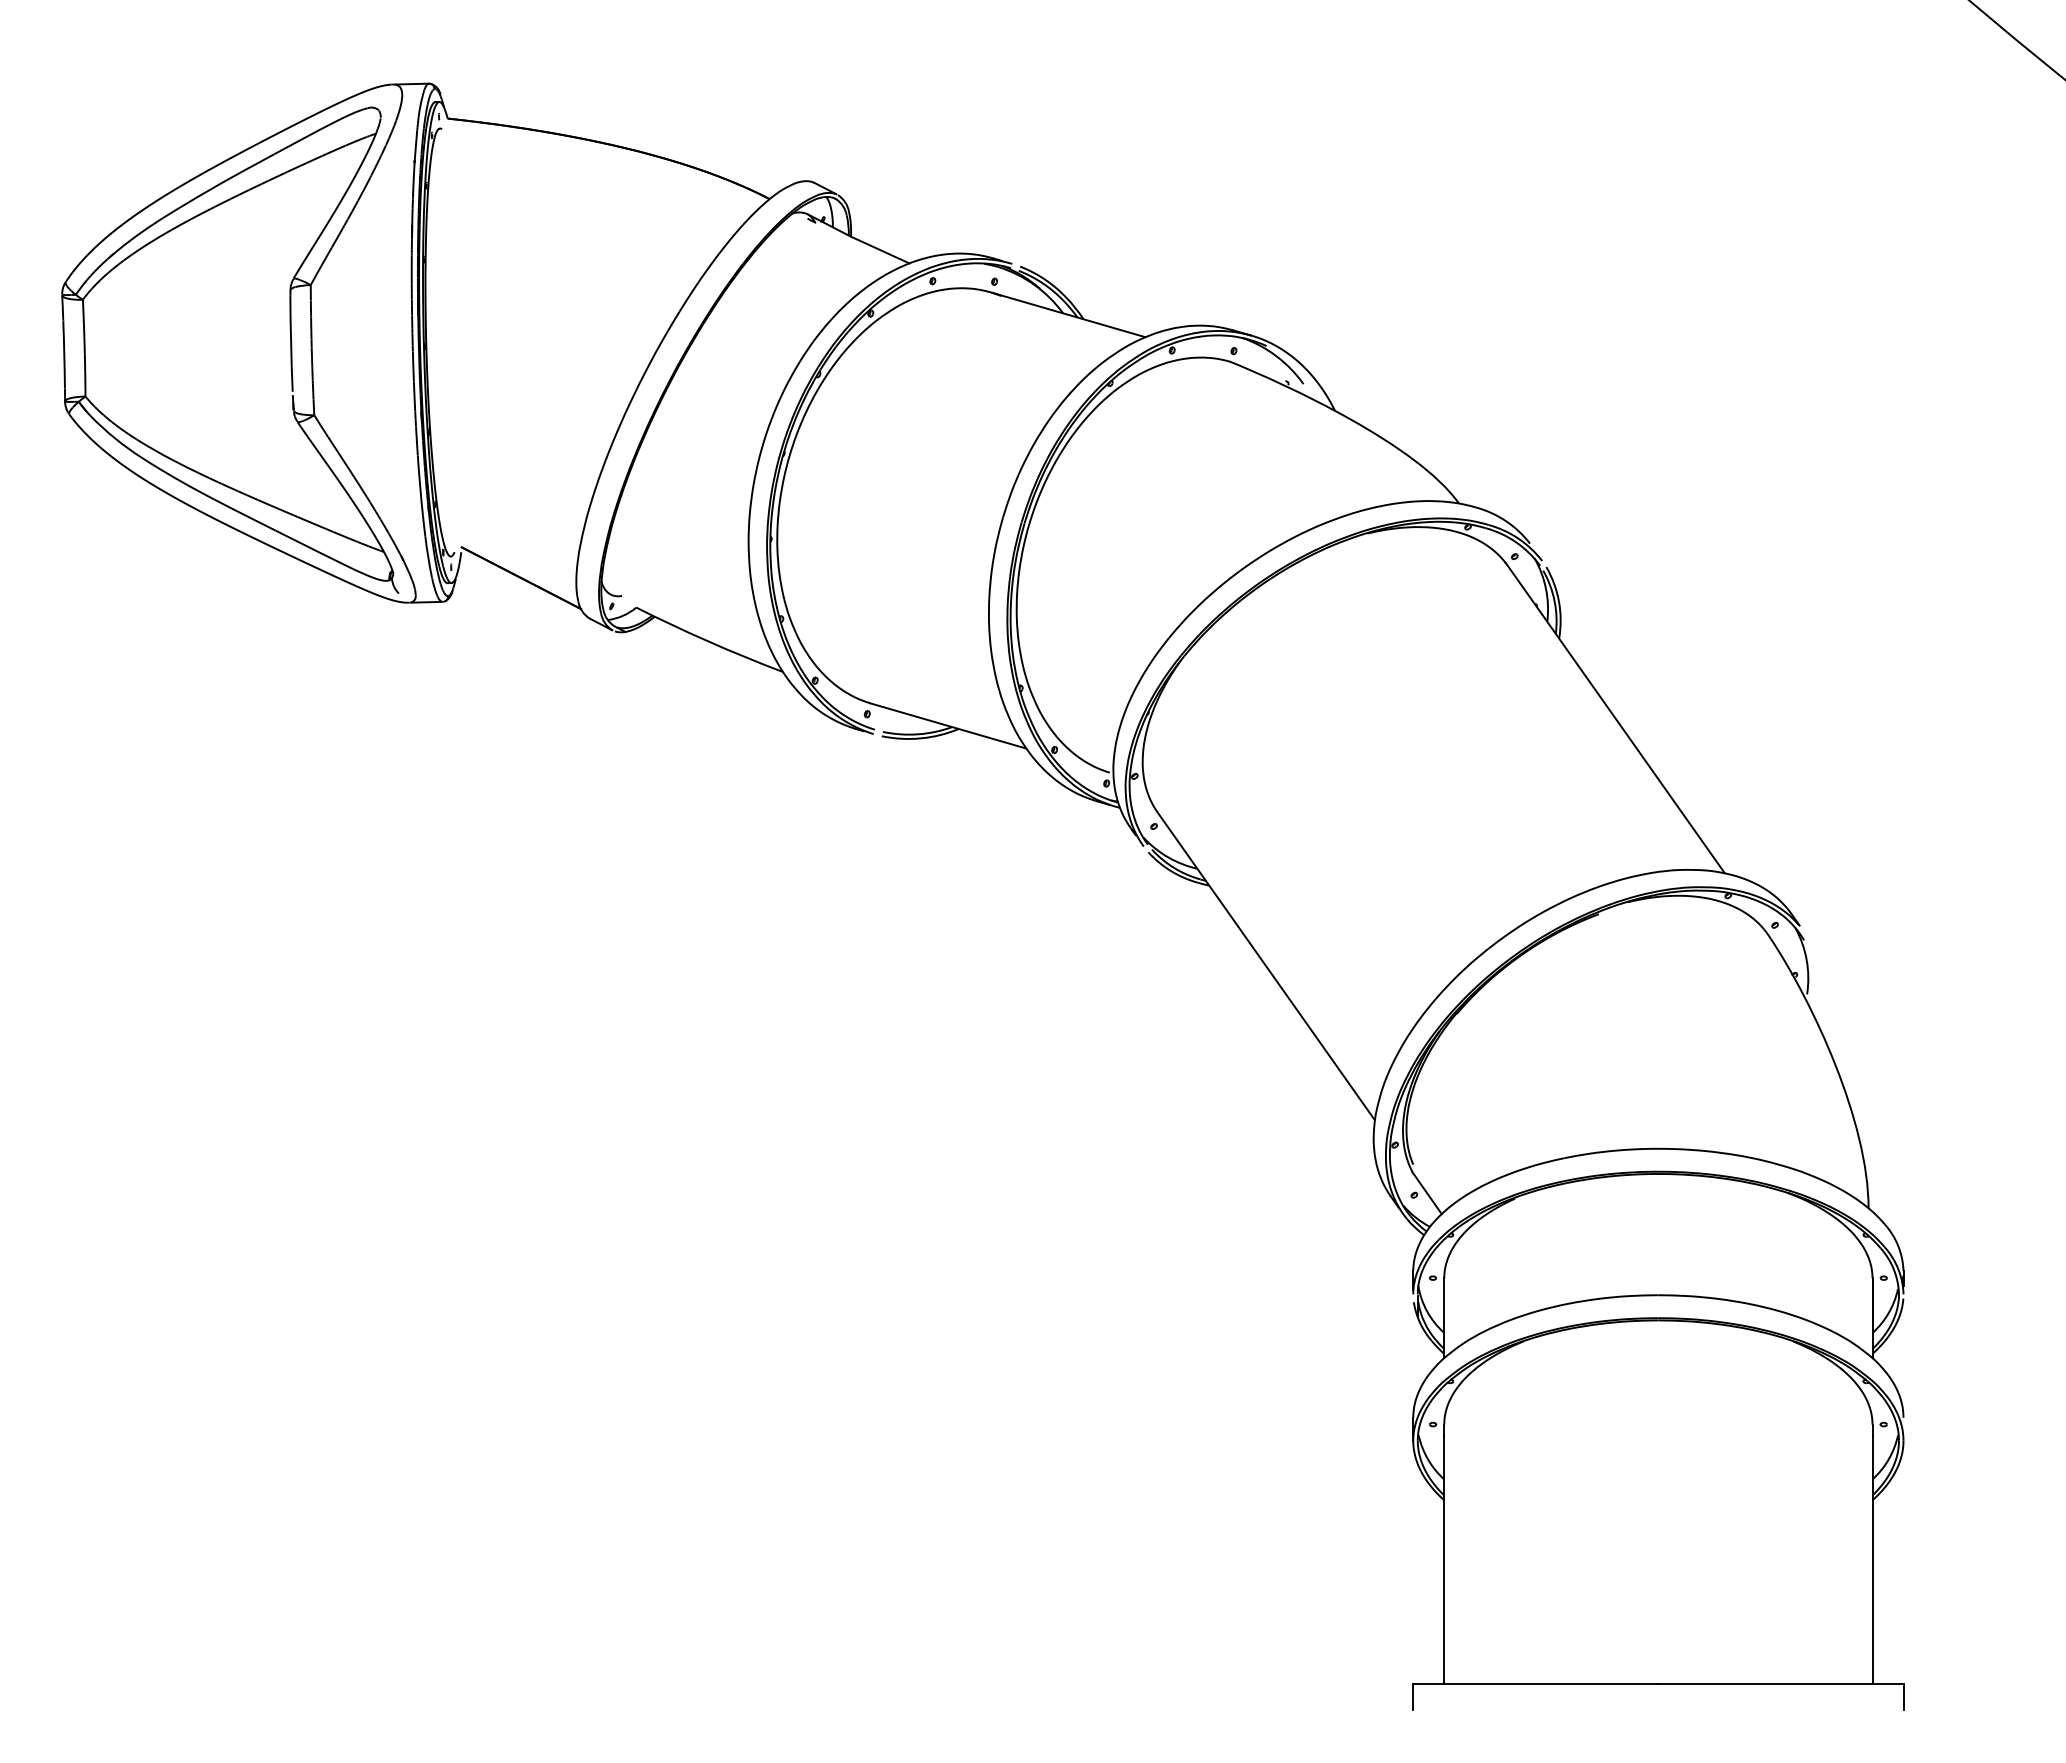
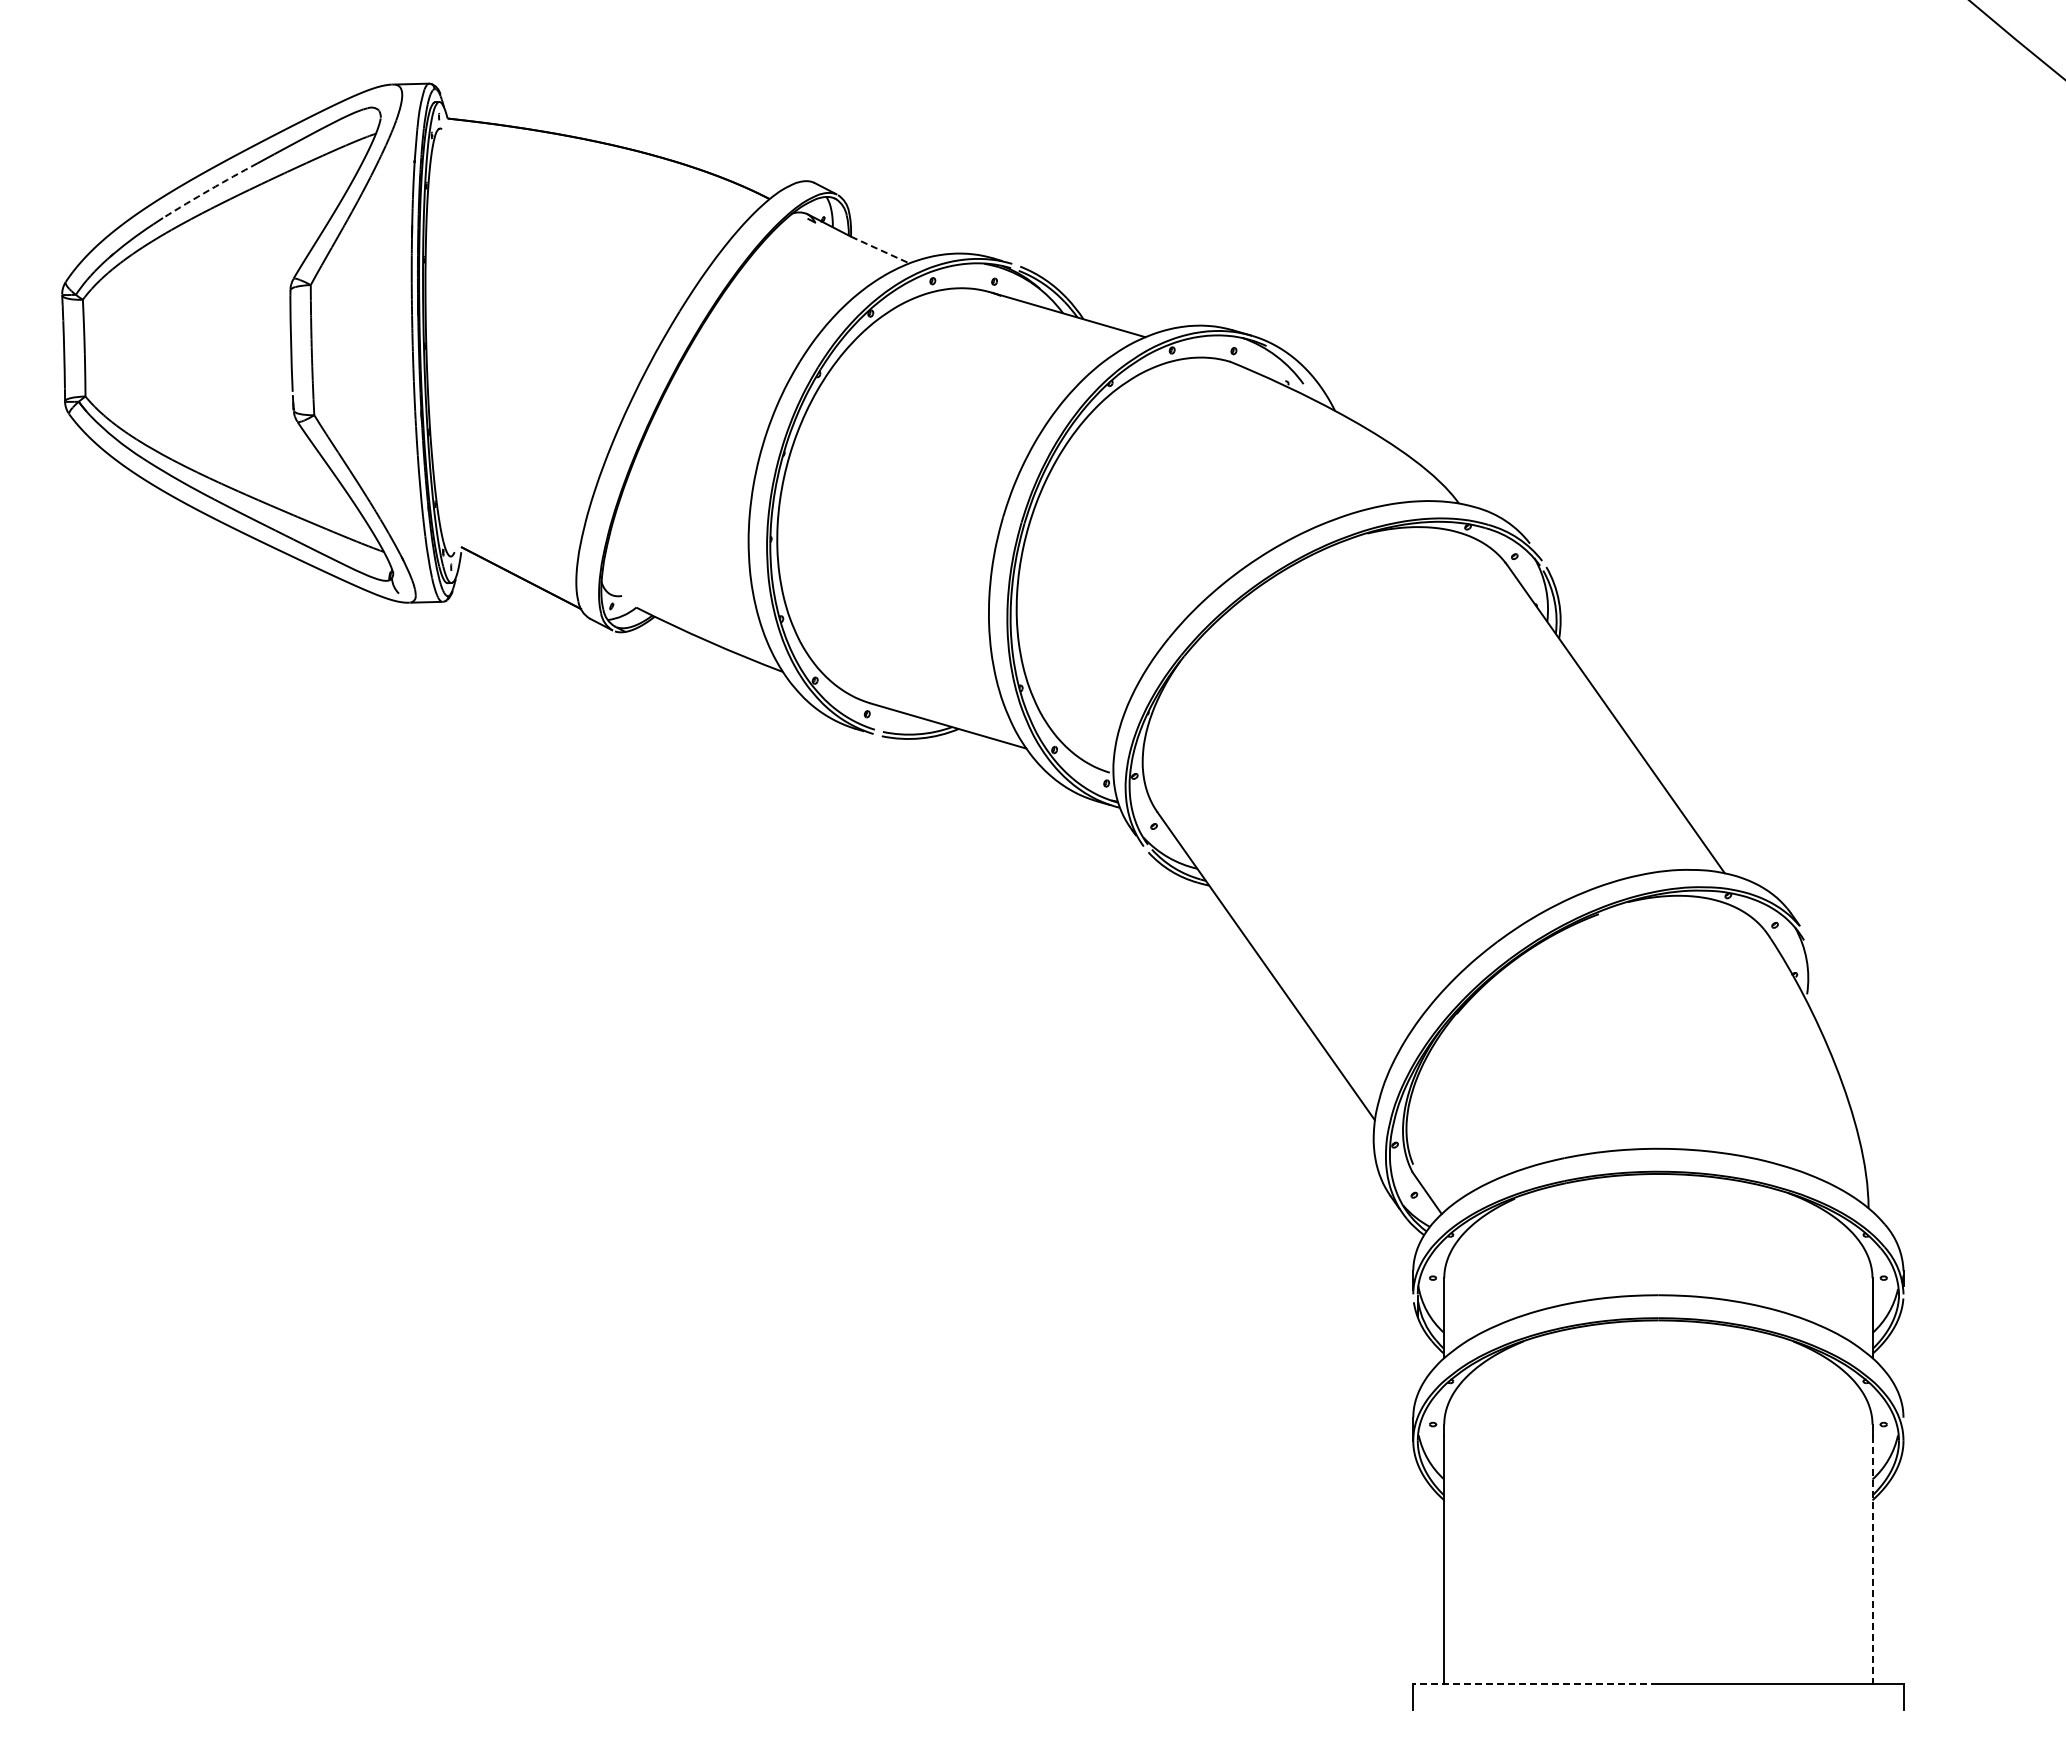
arc: solid -> dashed (209, 189)
line: solid -> dashed (880, 250)
line: solid -> dashed (1872, 1559)
line: solid -> dashed (1535, 1683)
